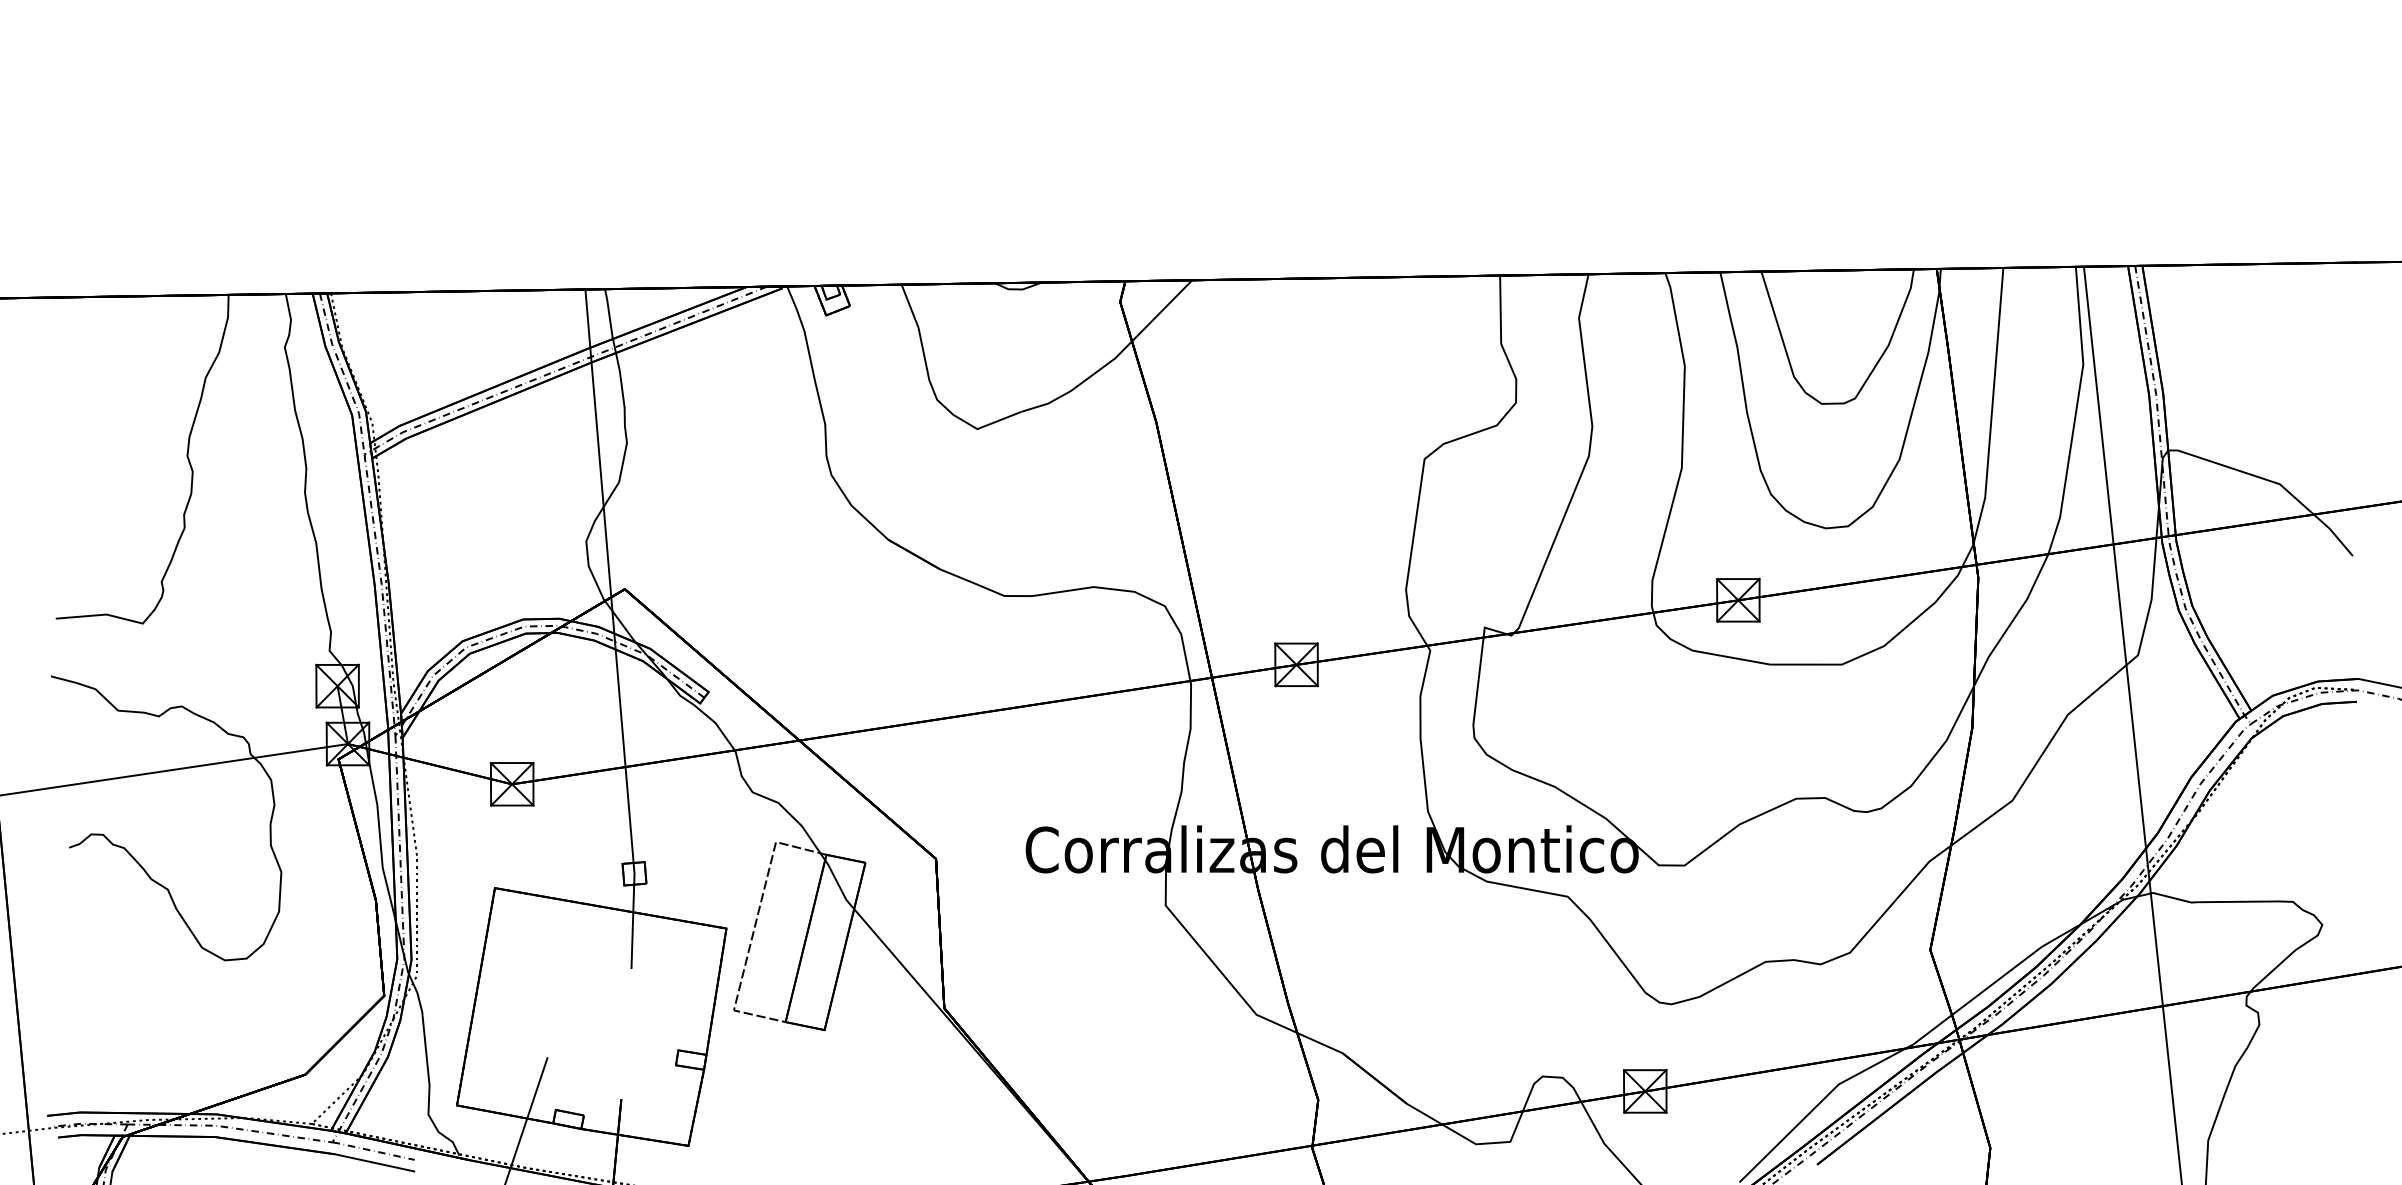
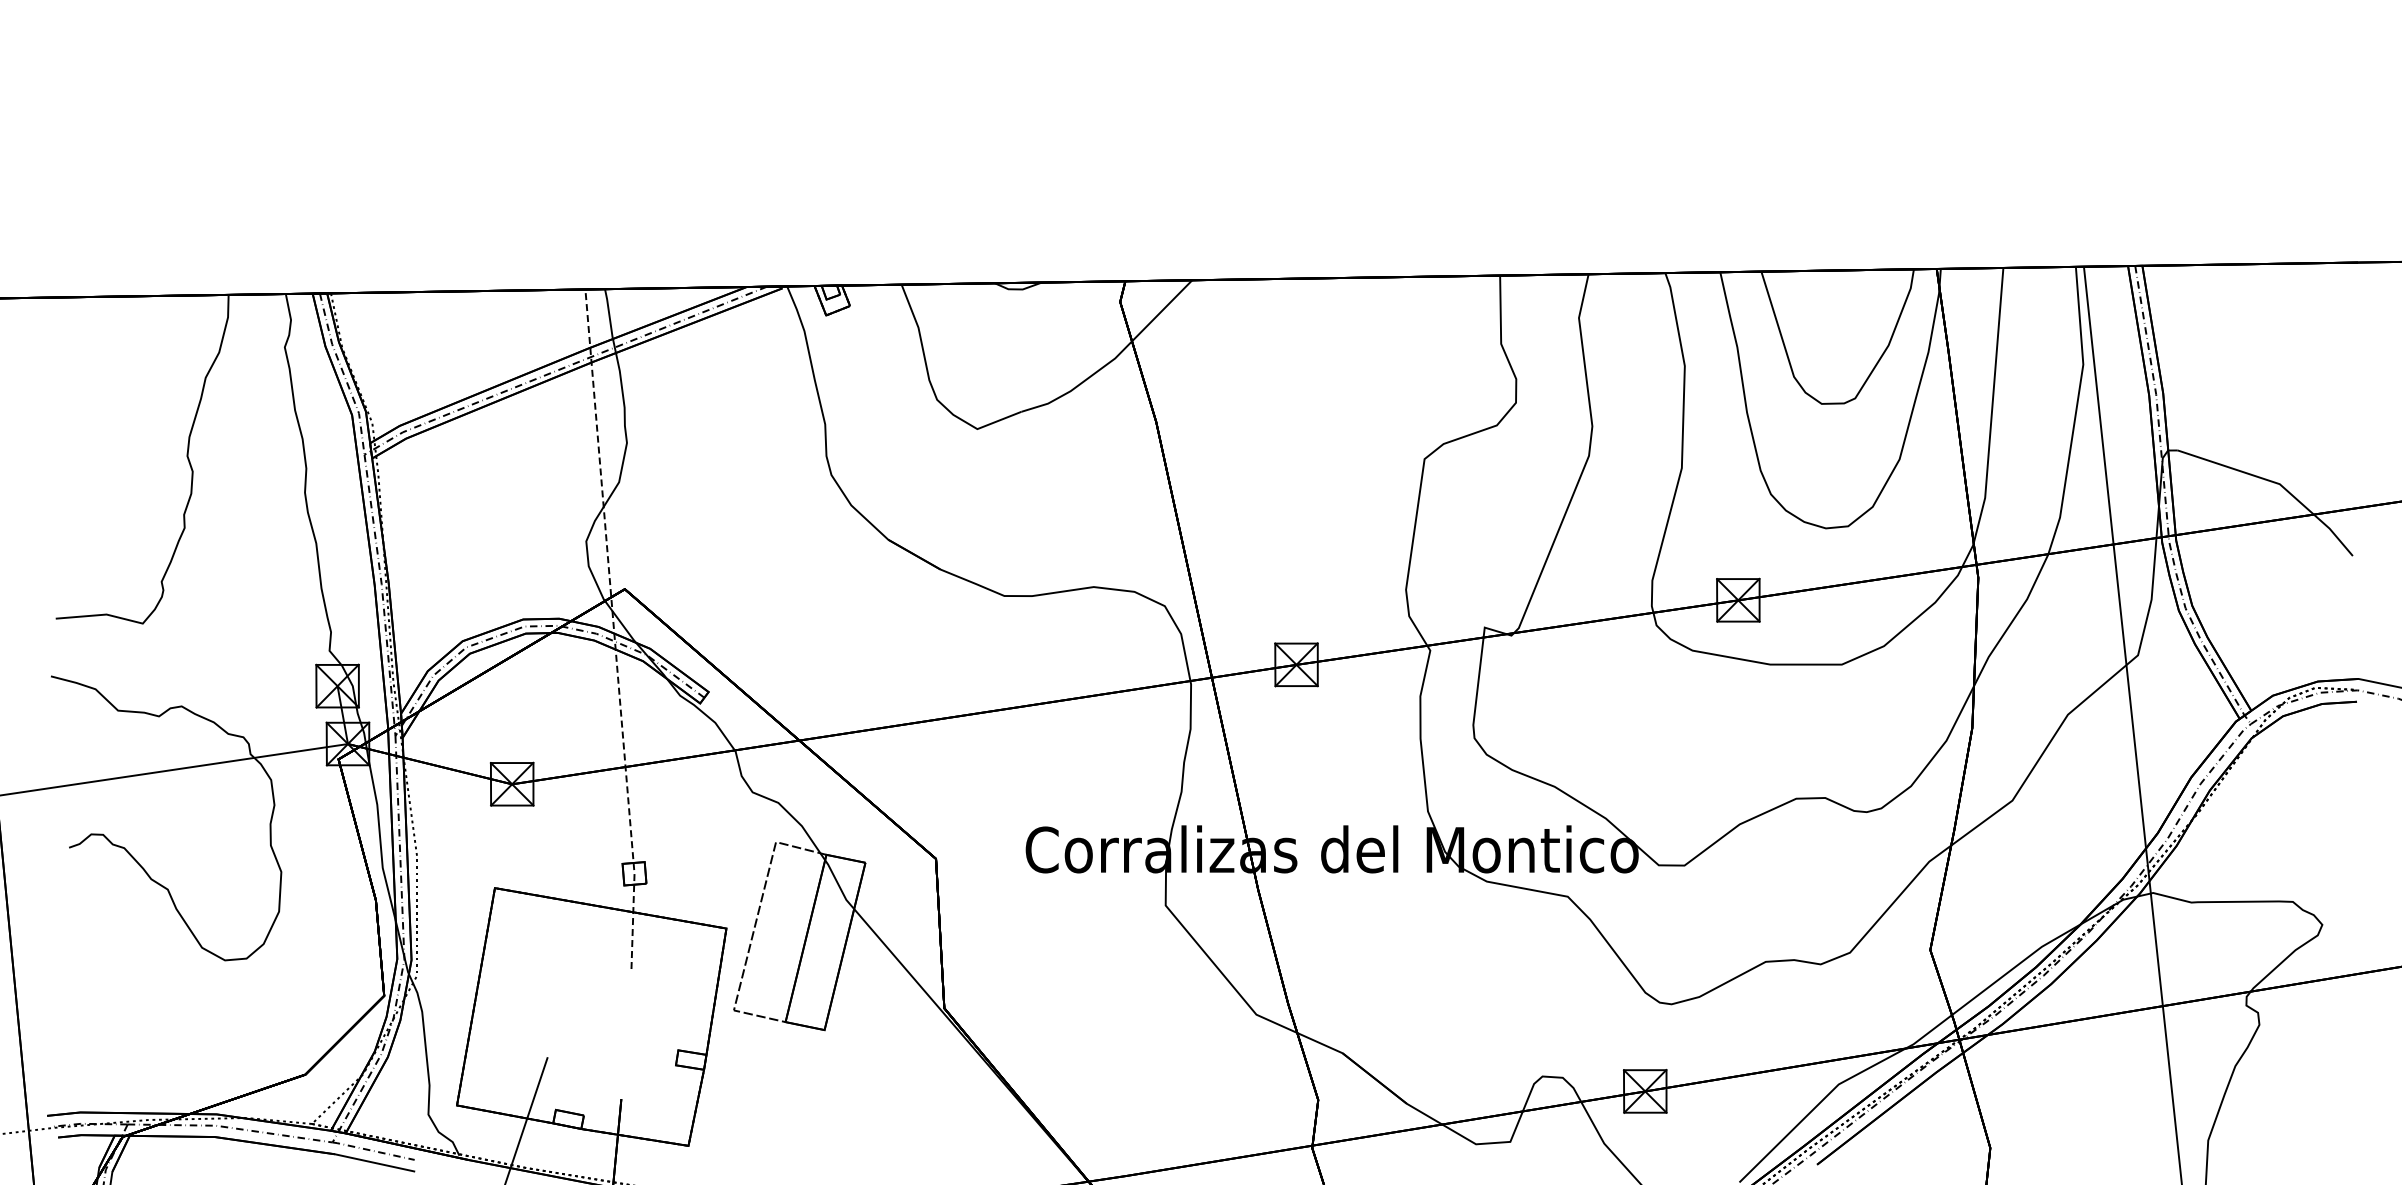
line: solid -> dashed (614, 629)
